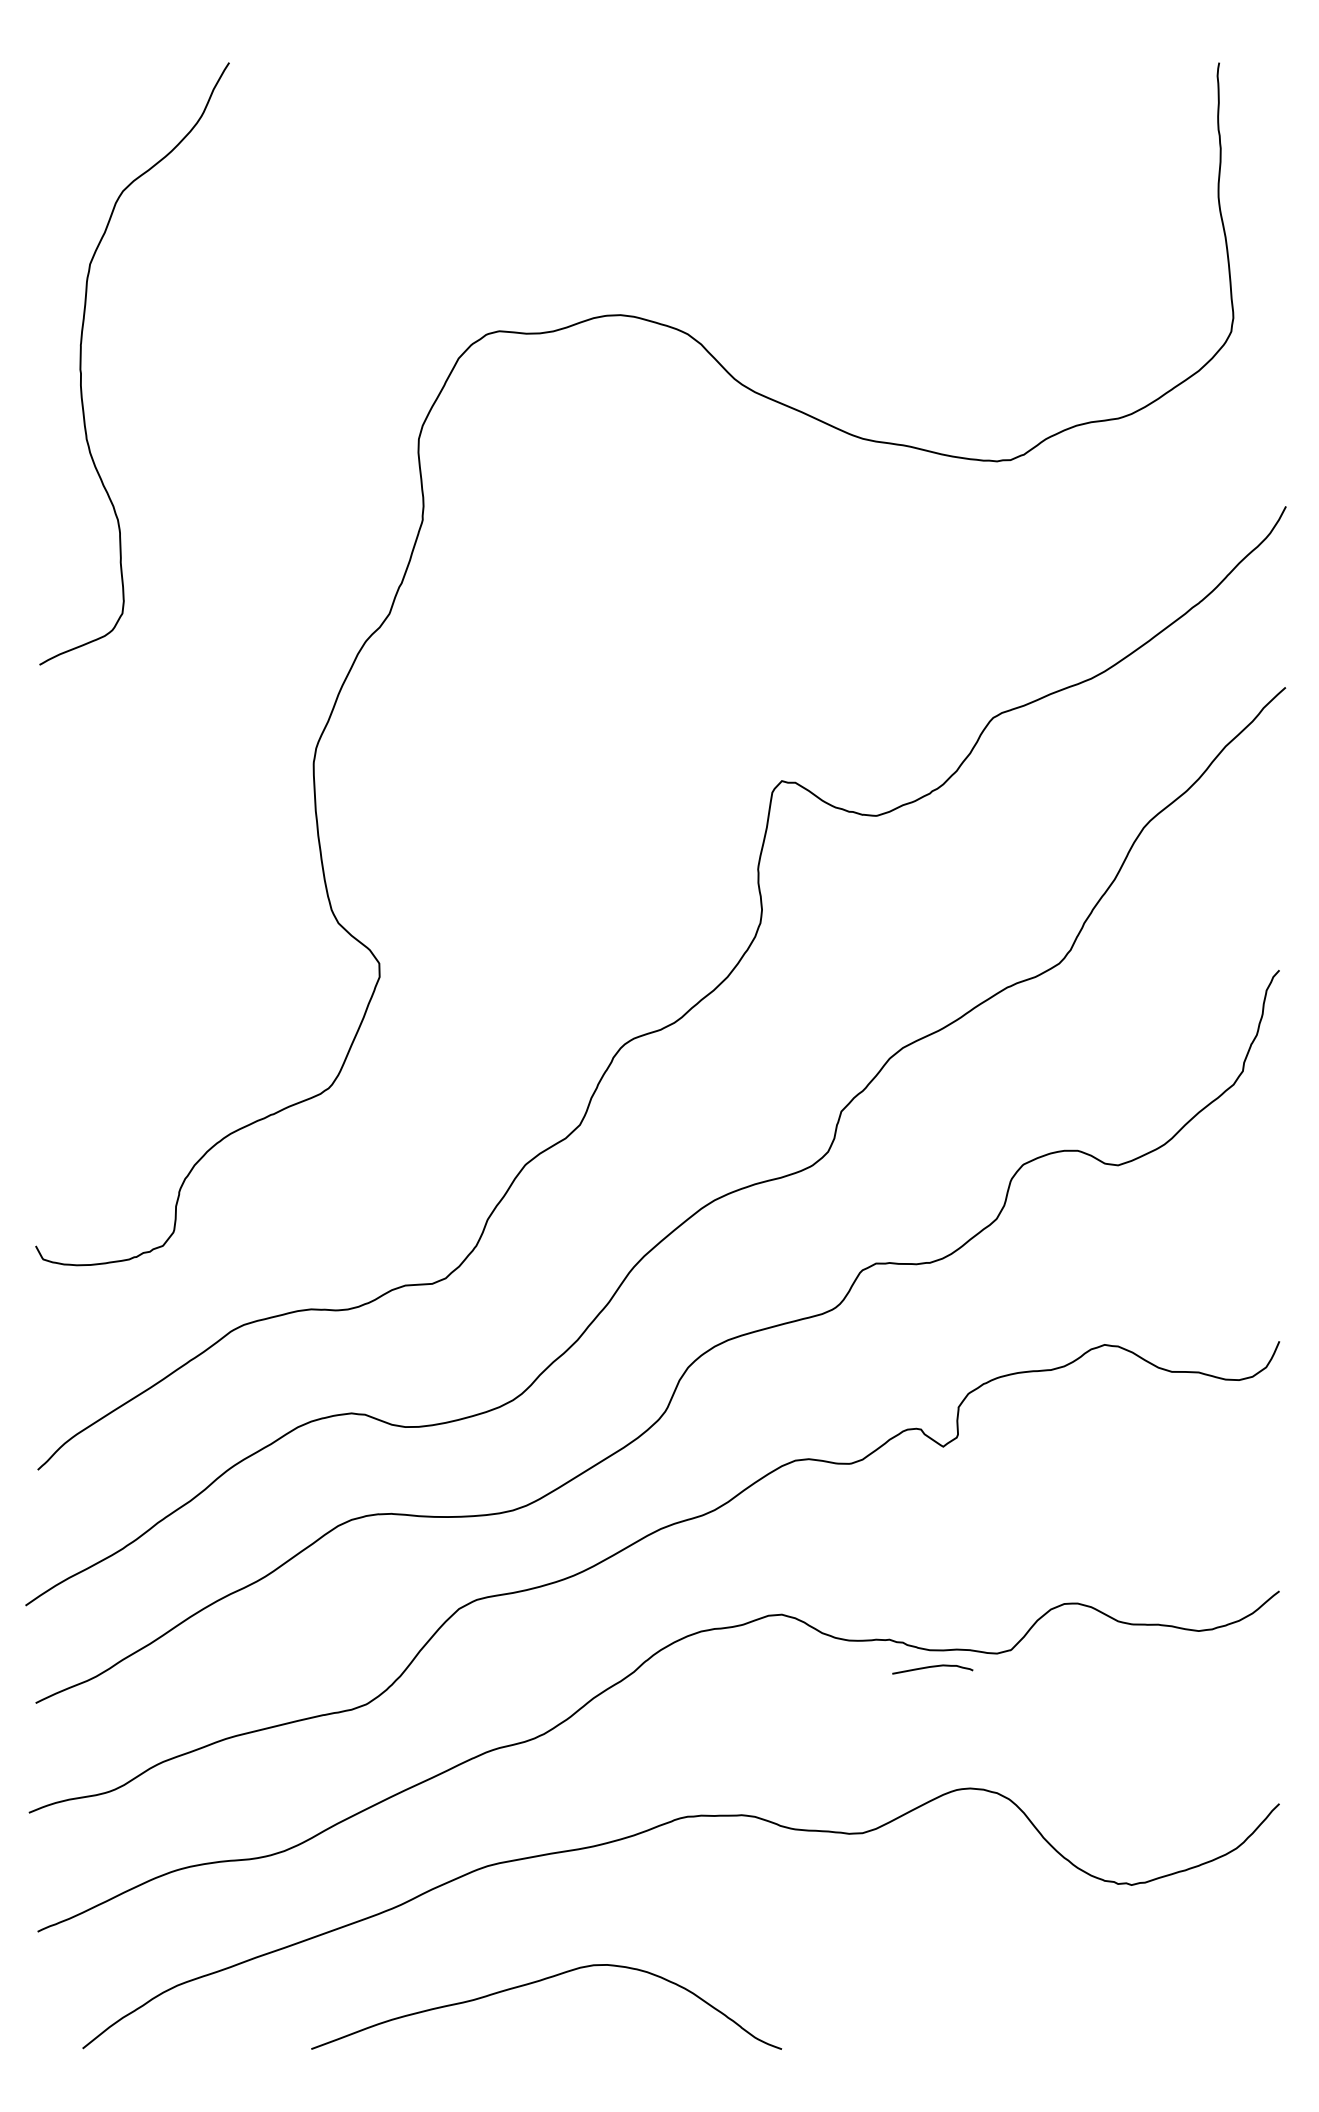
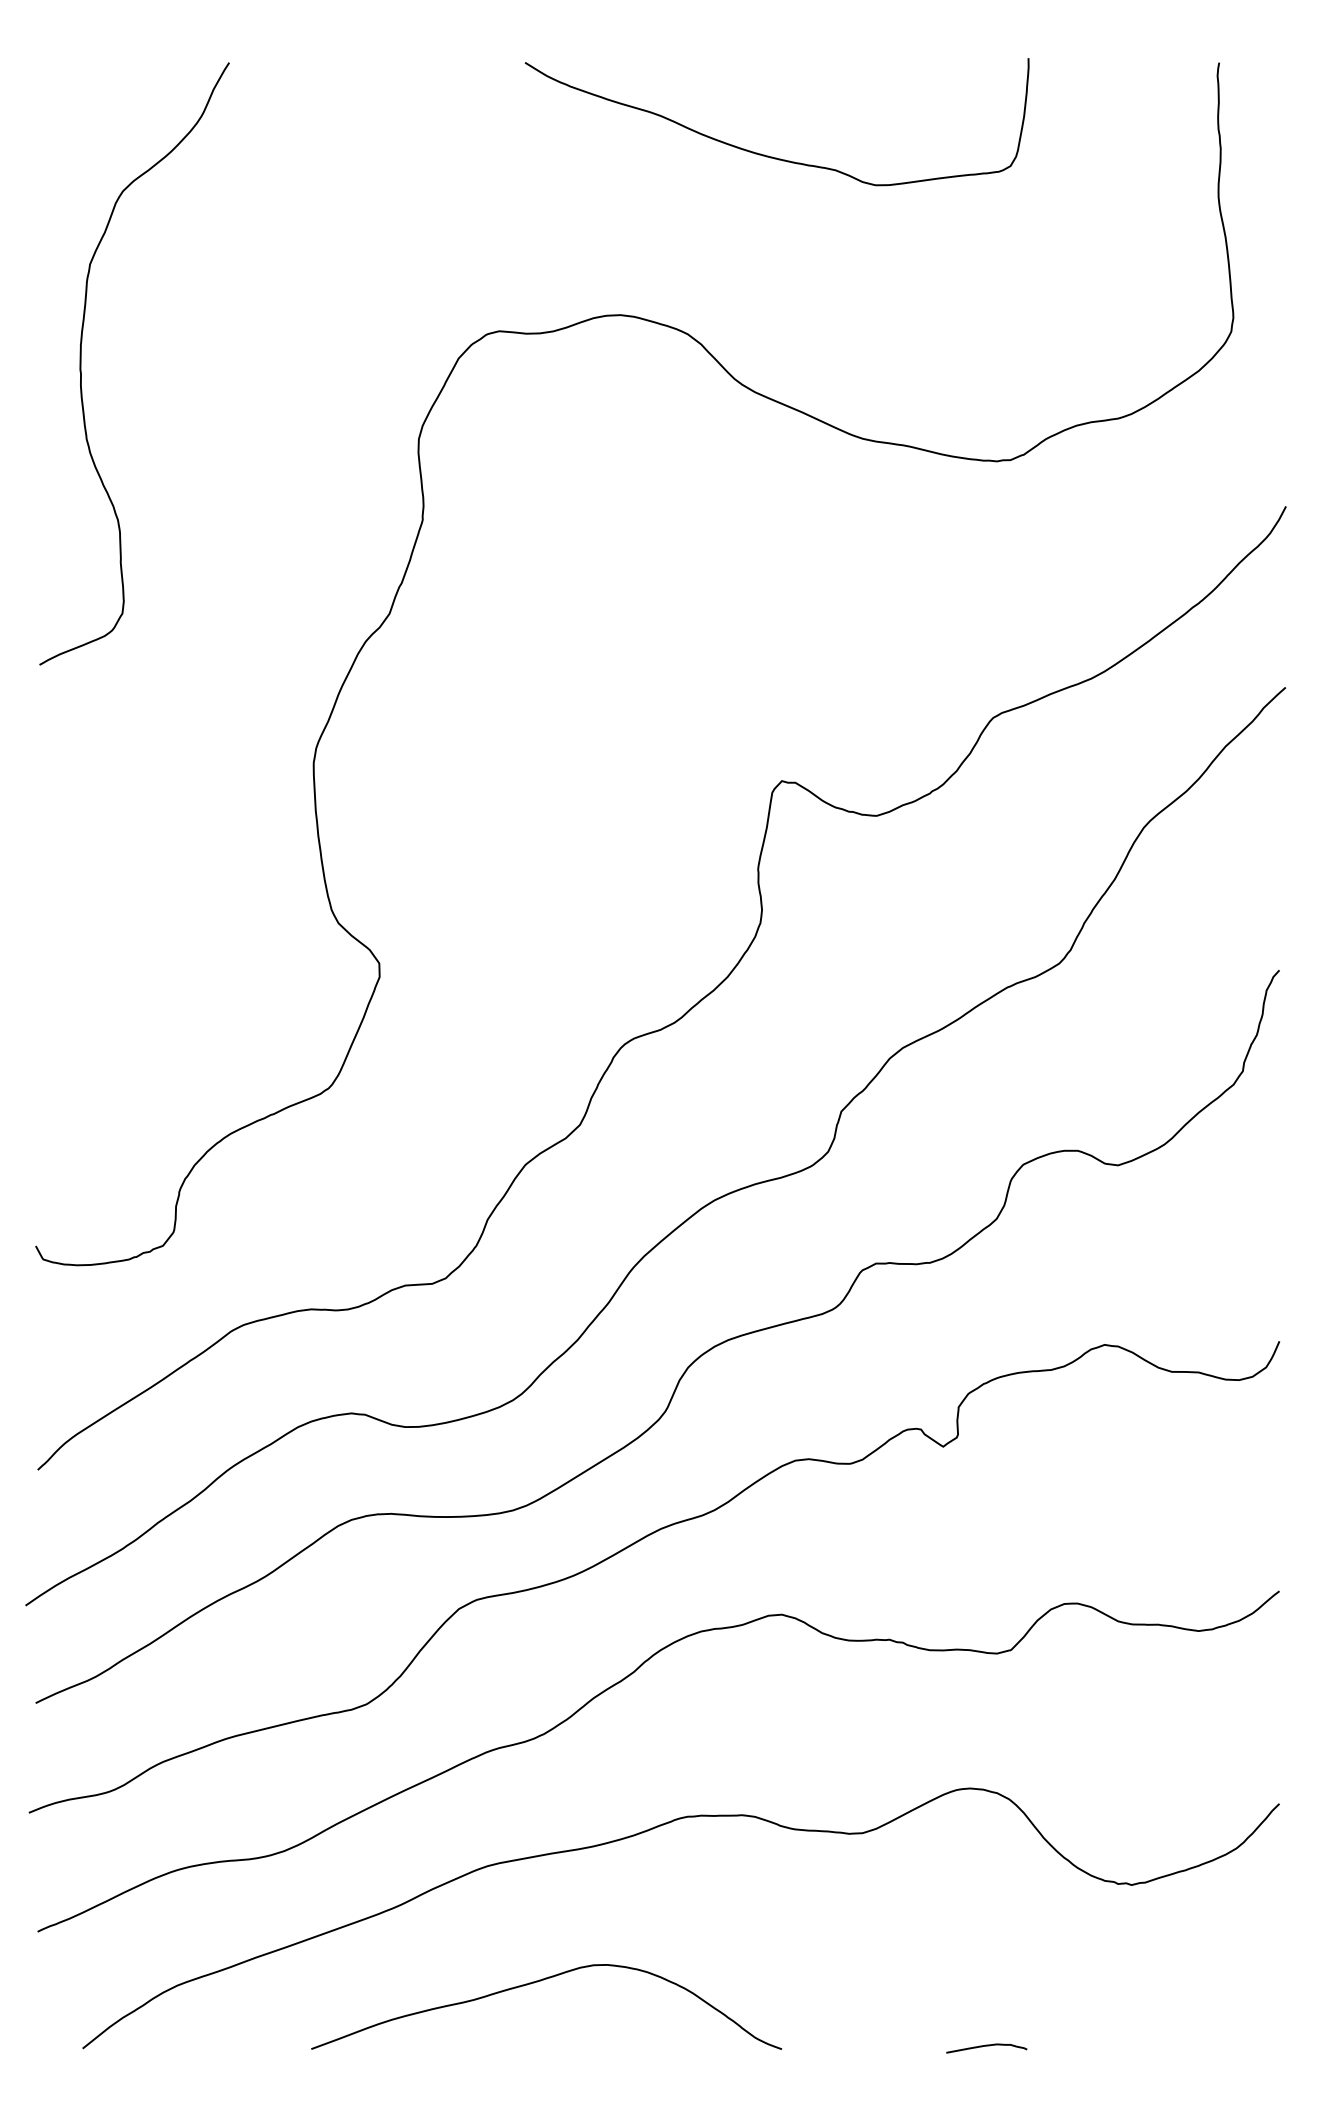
curve: none -> present (768, 155)
curve position: (932, 1667) -> (986, 2046) (986, 2046)
